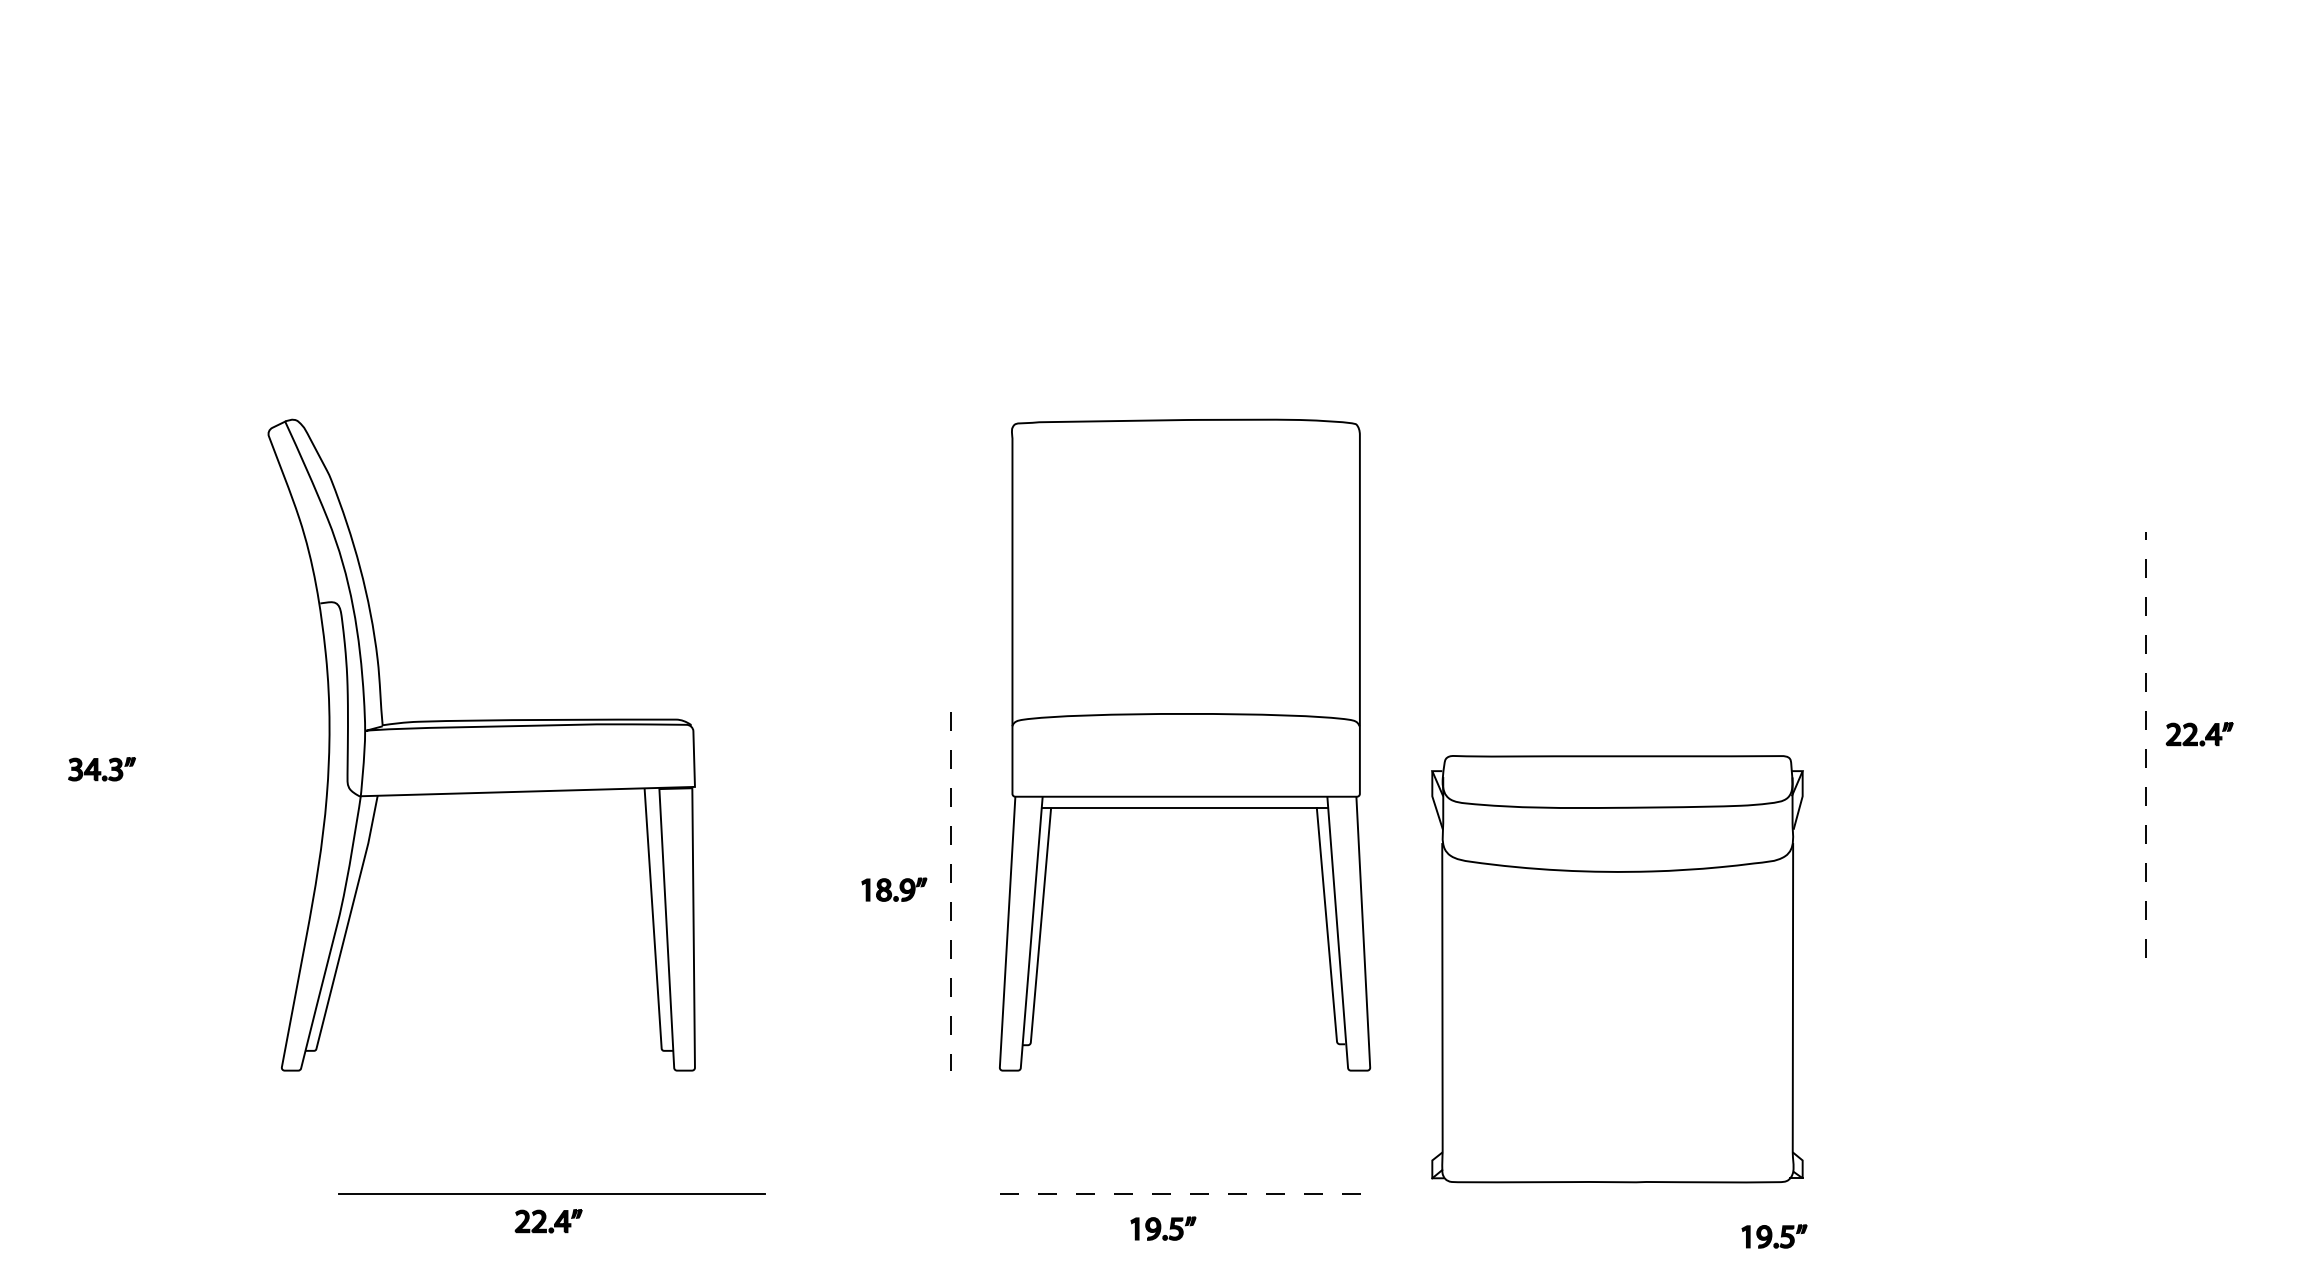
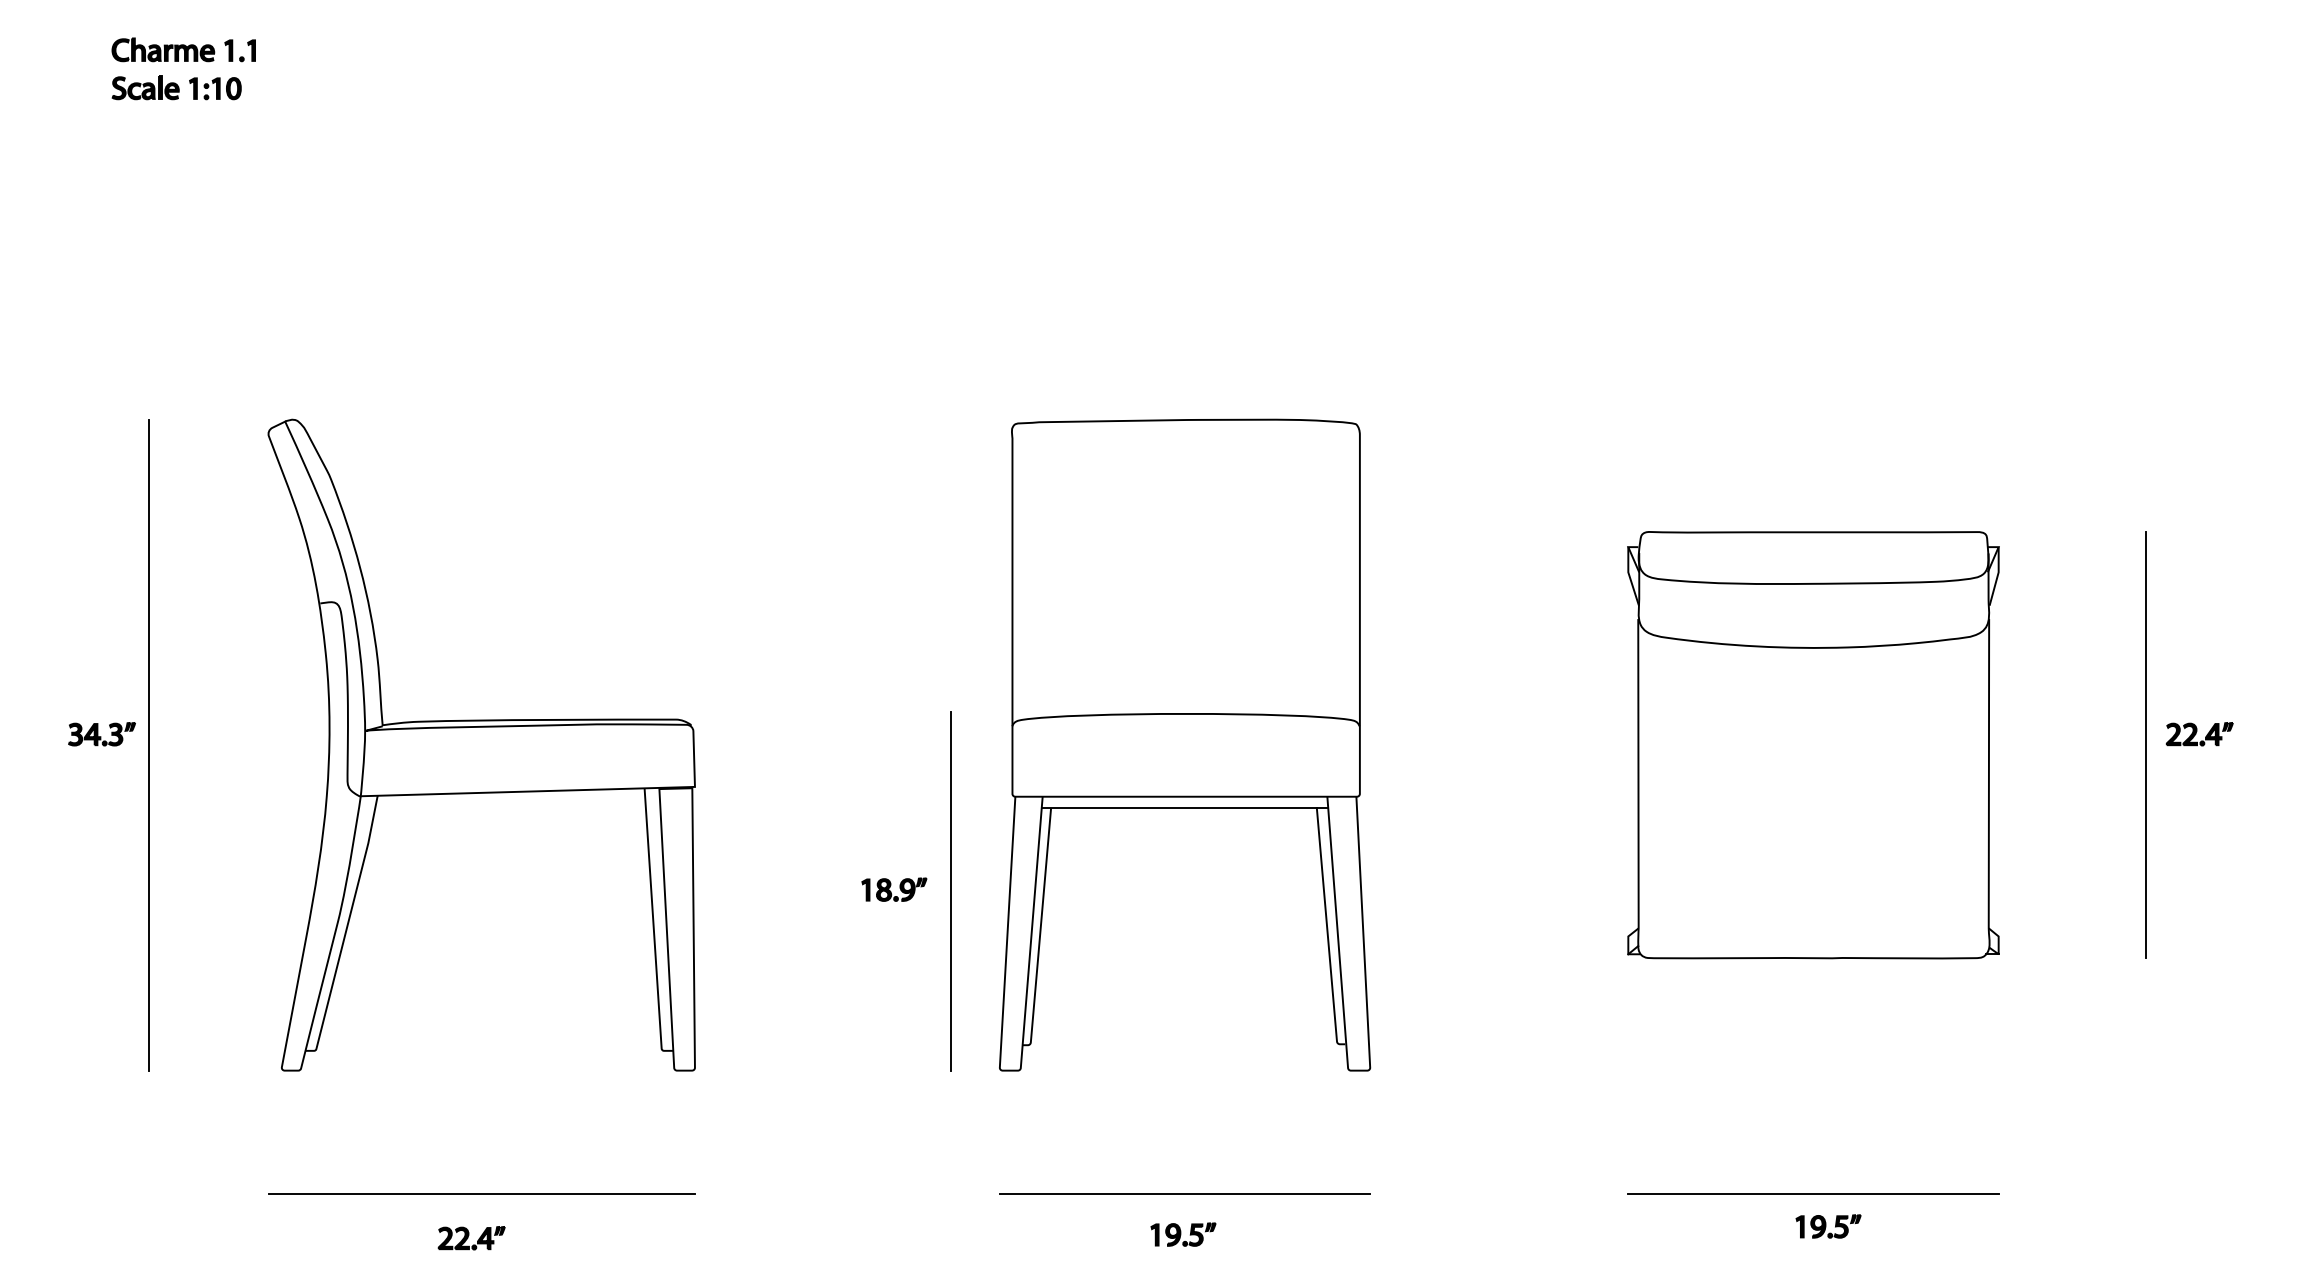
part: none -> present (184, 61)
line: none -> present (148, 744)
line: dashed -> solid (2146, 744)
part position: (101, 769) -> (101, 734) (101, 734)
line: dashed -> solid (950, 891)
part position: (1617, 969) -> (1813, 745) (1813, 745)
line position: (551, 1193) -> (481, 1193) (481, 1193)
line: dashed -> solid (1185, 1194)
line: none -> present (1813, 1194)
part position: (548, 1221) -> (471, 1238) (471, 1238)
part position: (1163, 1228) -> (1183, 1234) (1183, 1234)
part position: (1774, 1236) -> (1828, 1226) (1828, 1226)
